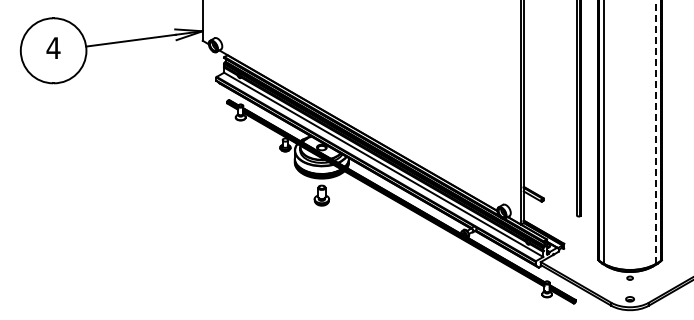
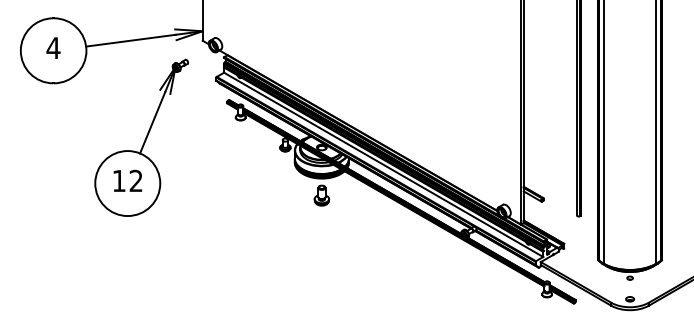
line: dashed -> solid (656, 131)
part: none -> present (141, 137)
